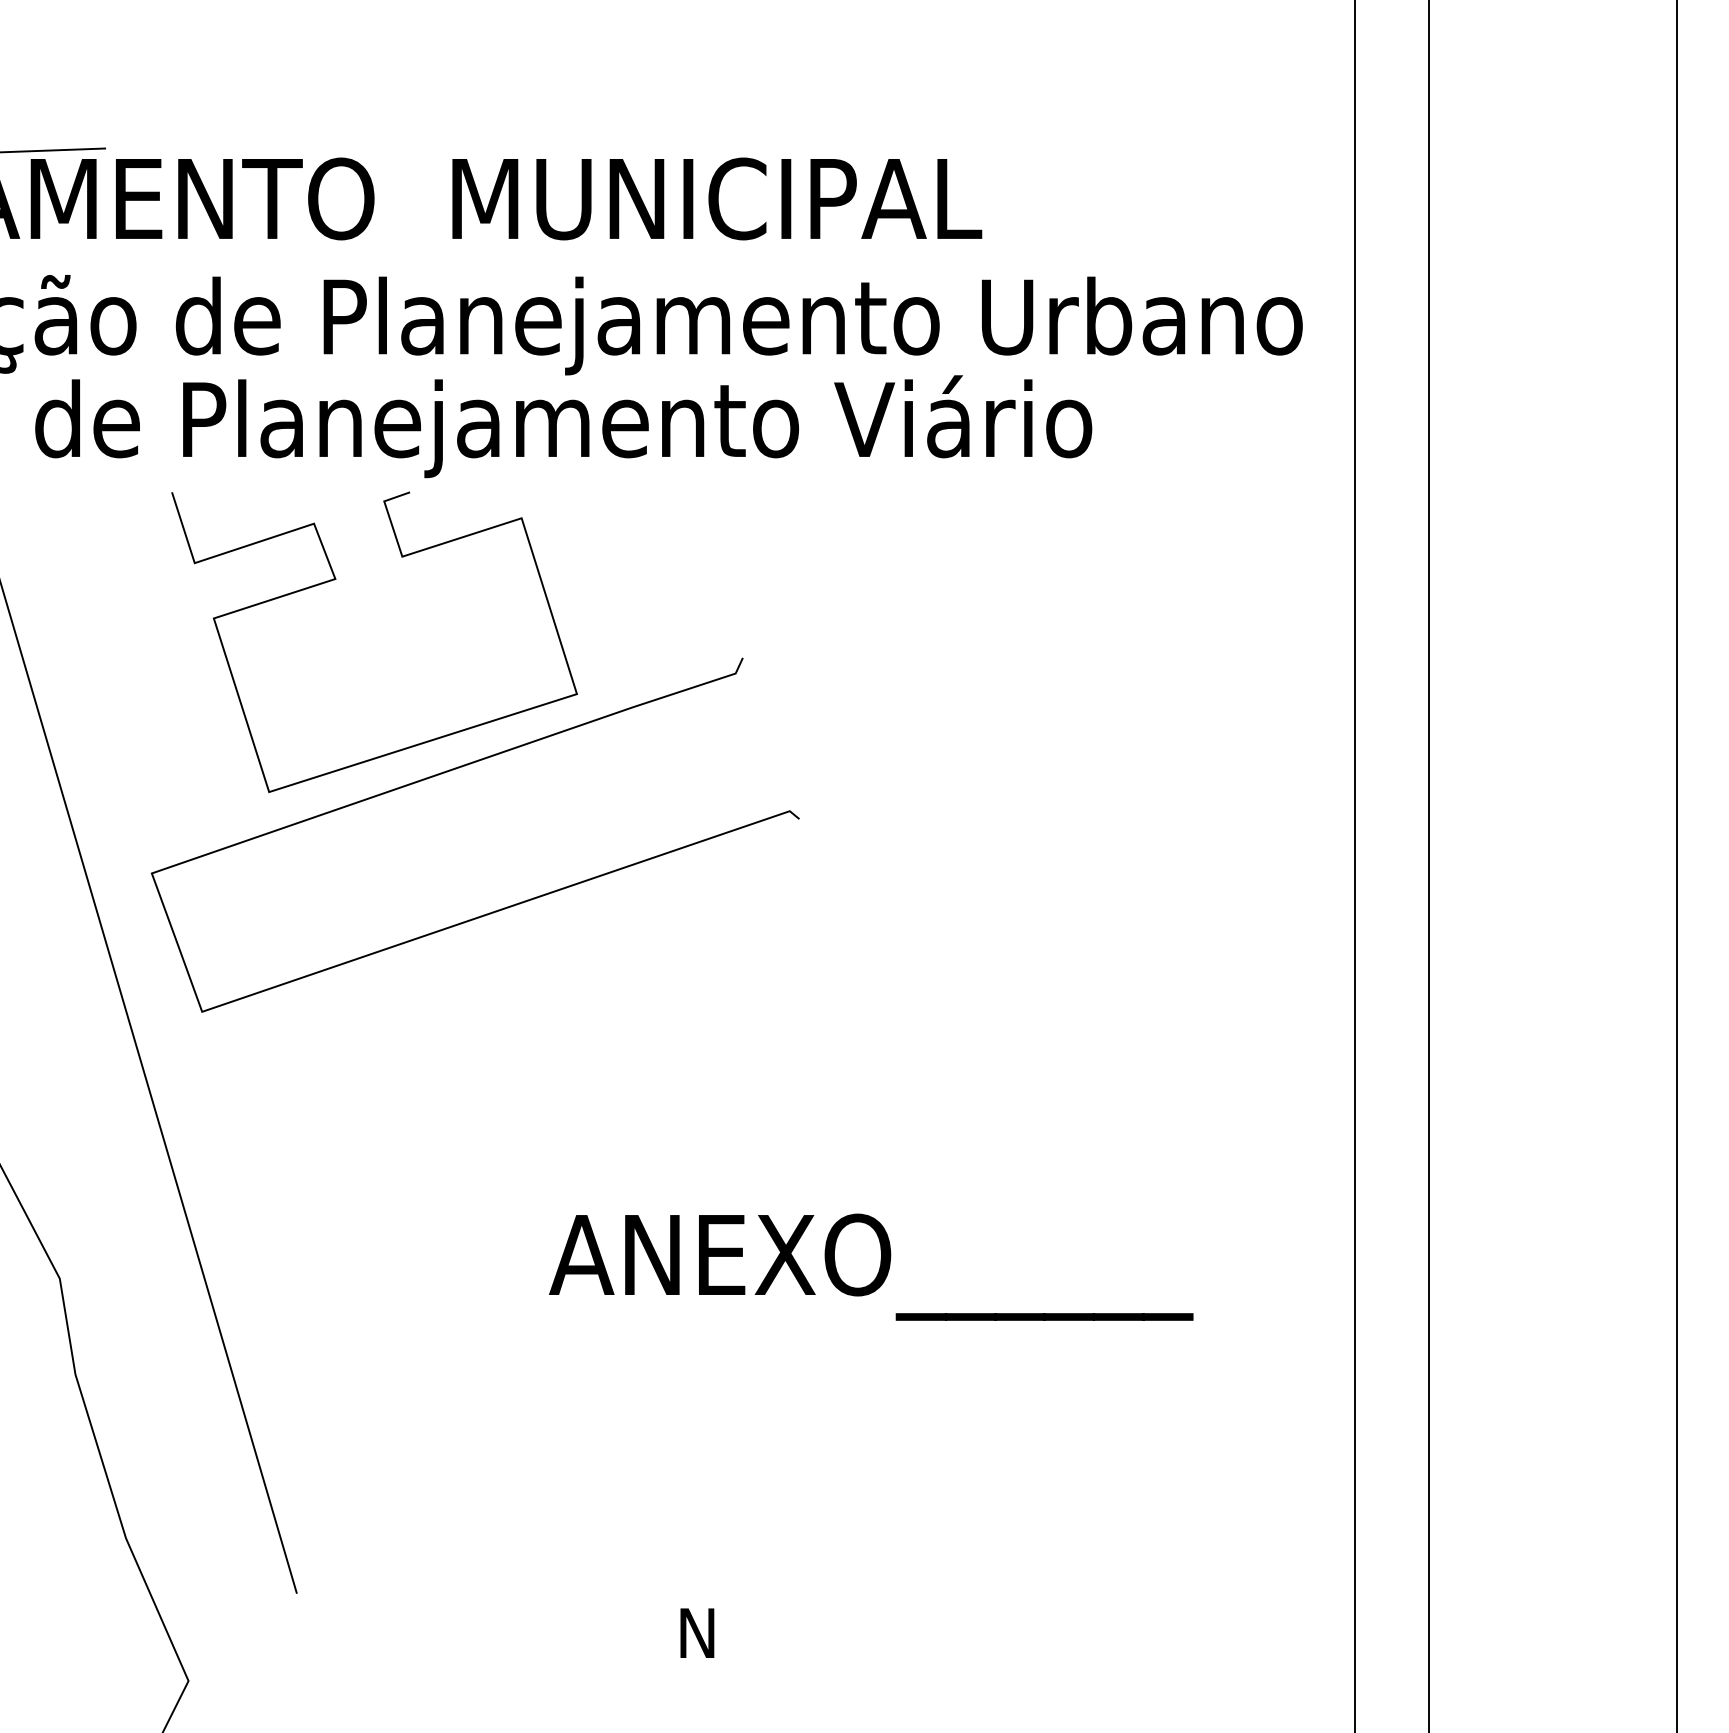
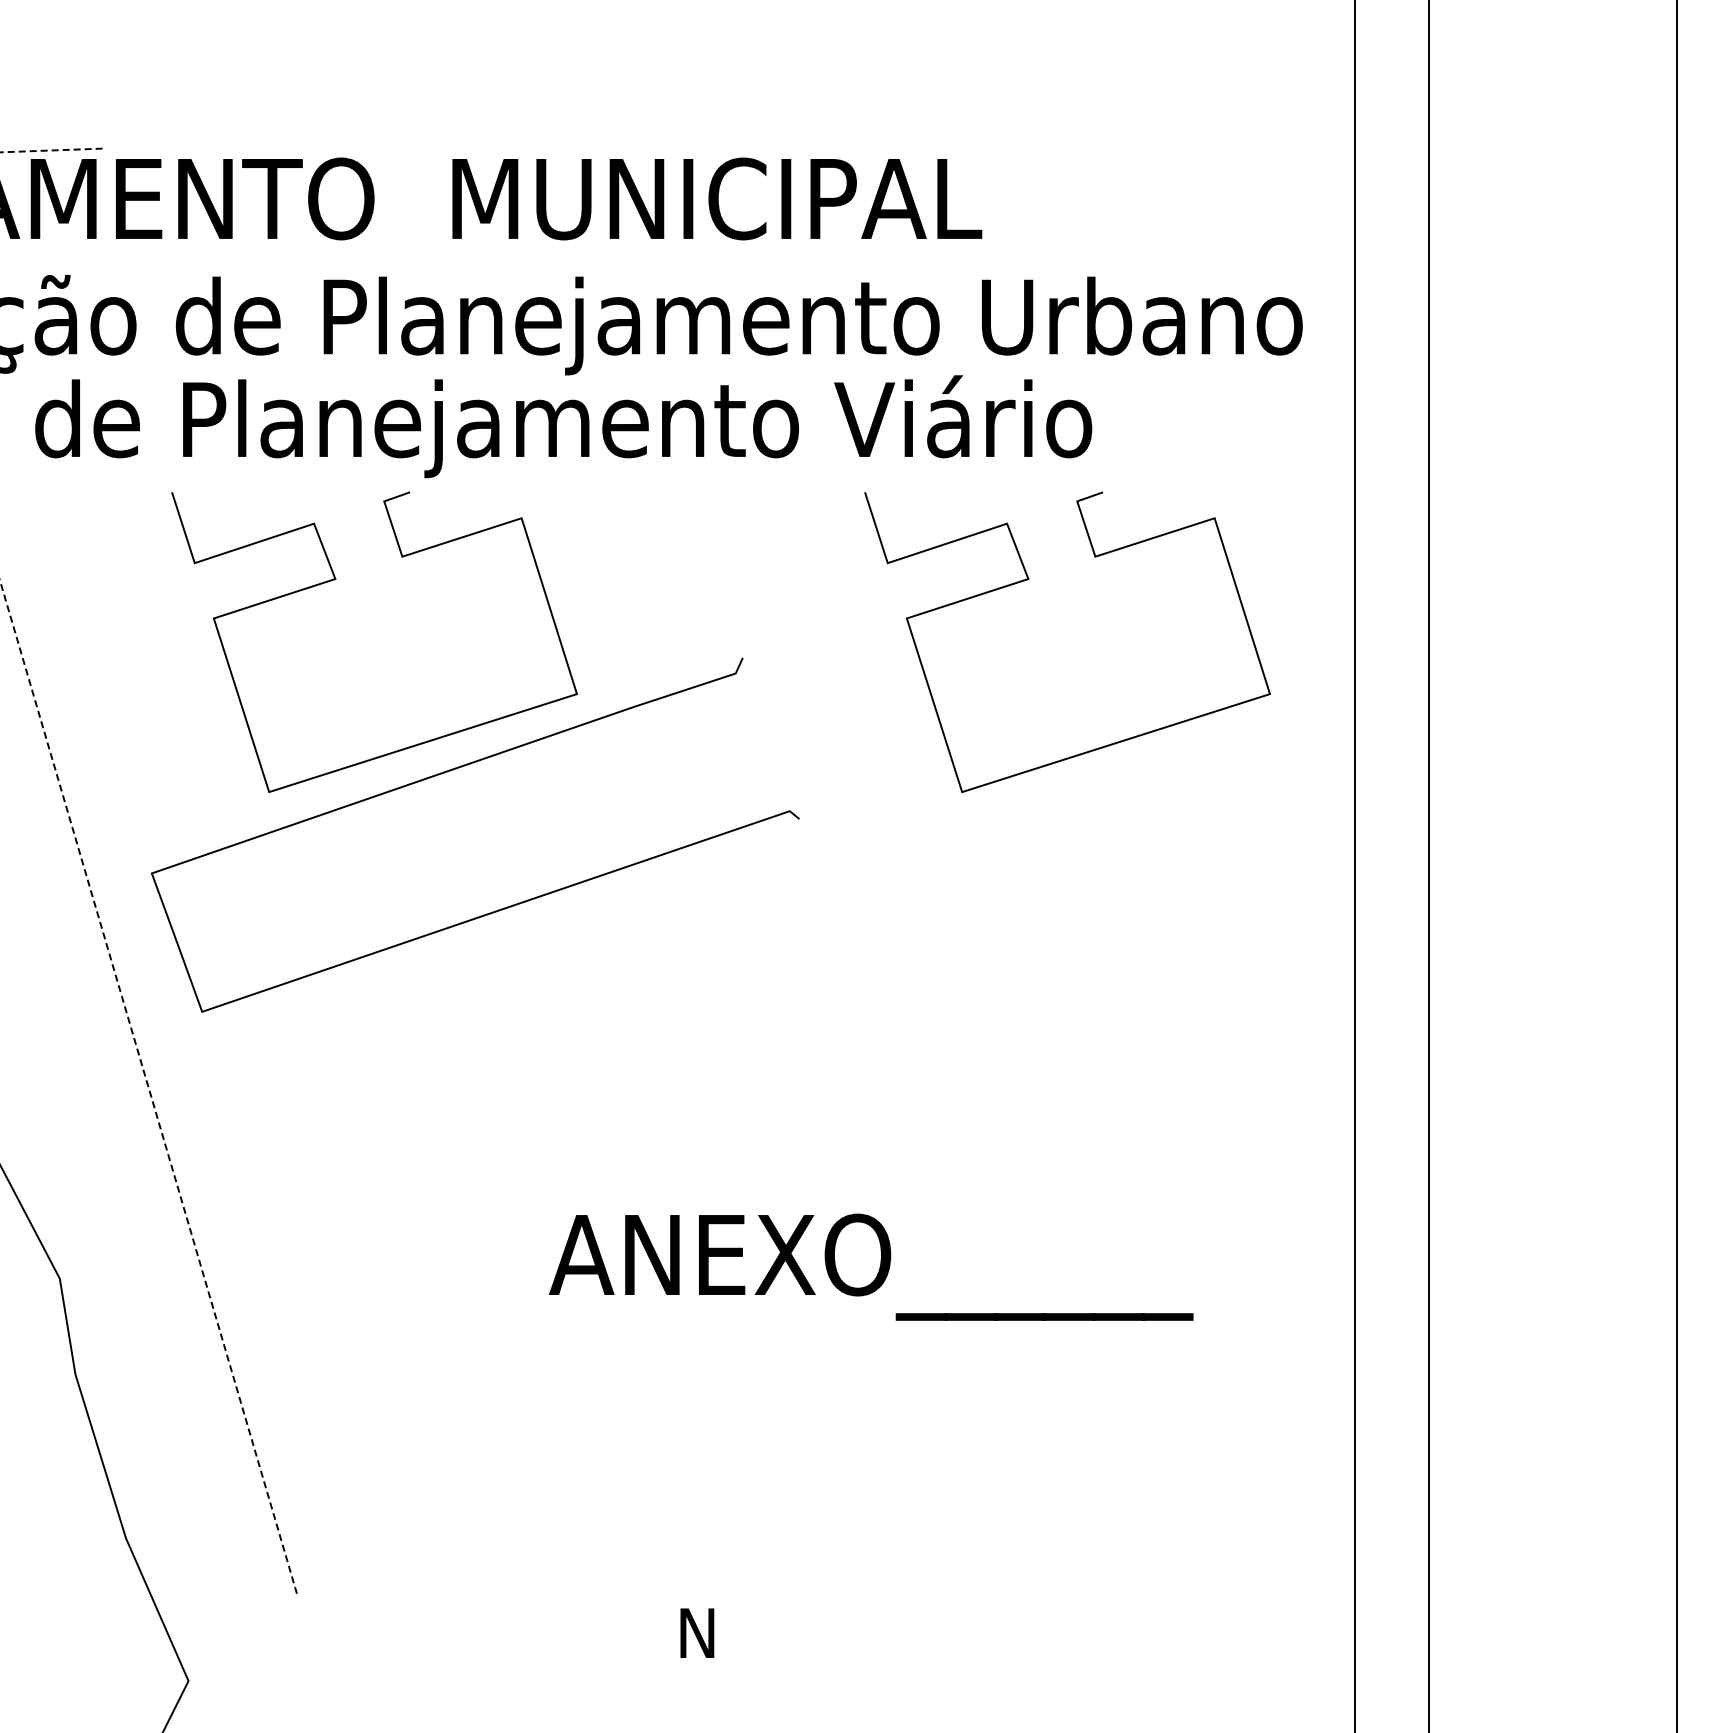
line: solid -> dashed (53, 150)
curve: none -> present (1029, 579)
line: solid -> dashed (148, 1087)
